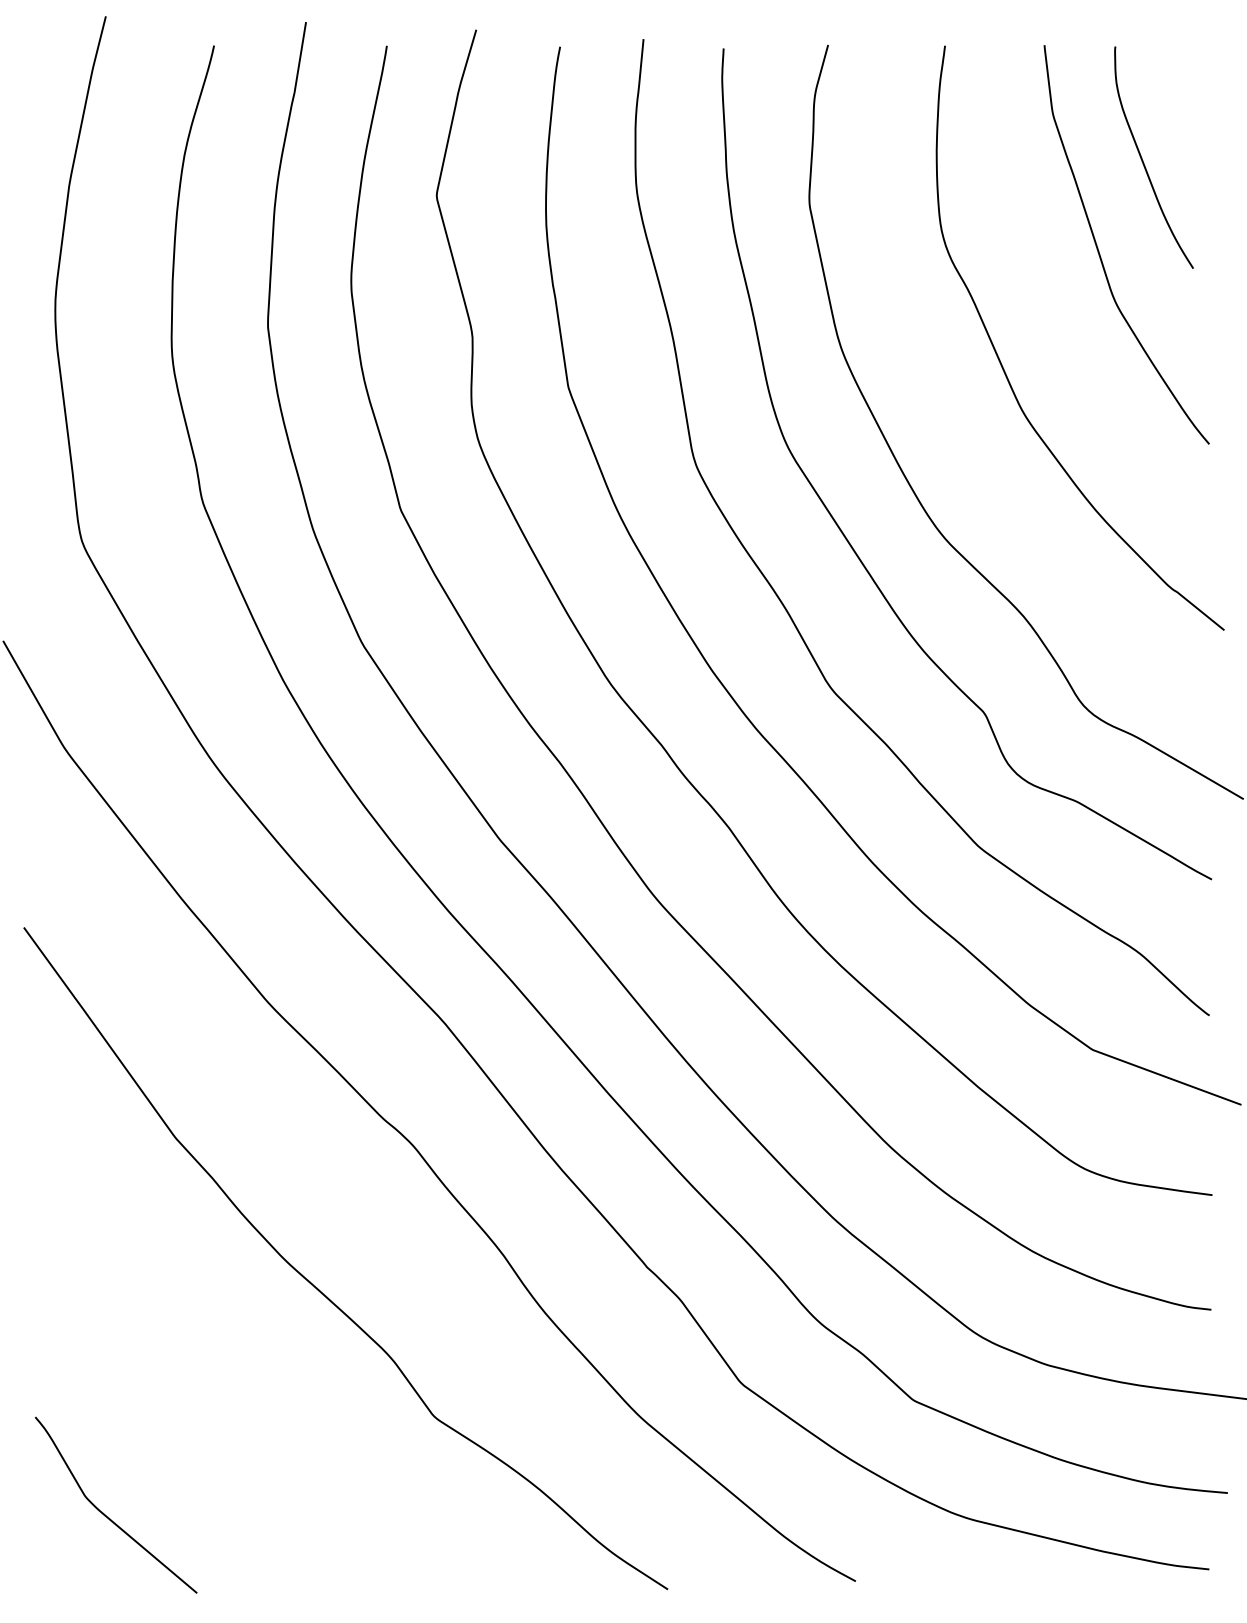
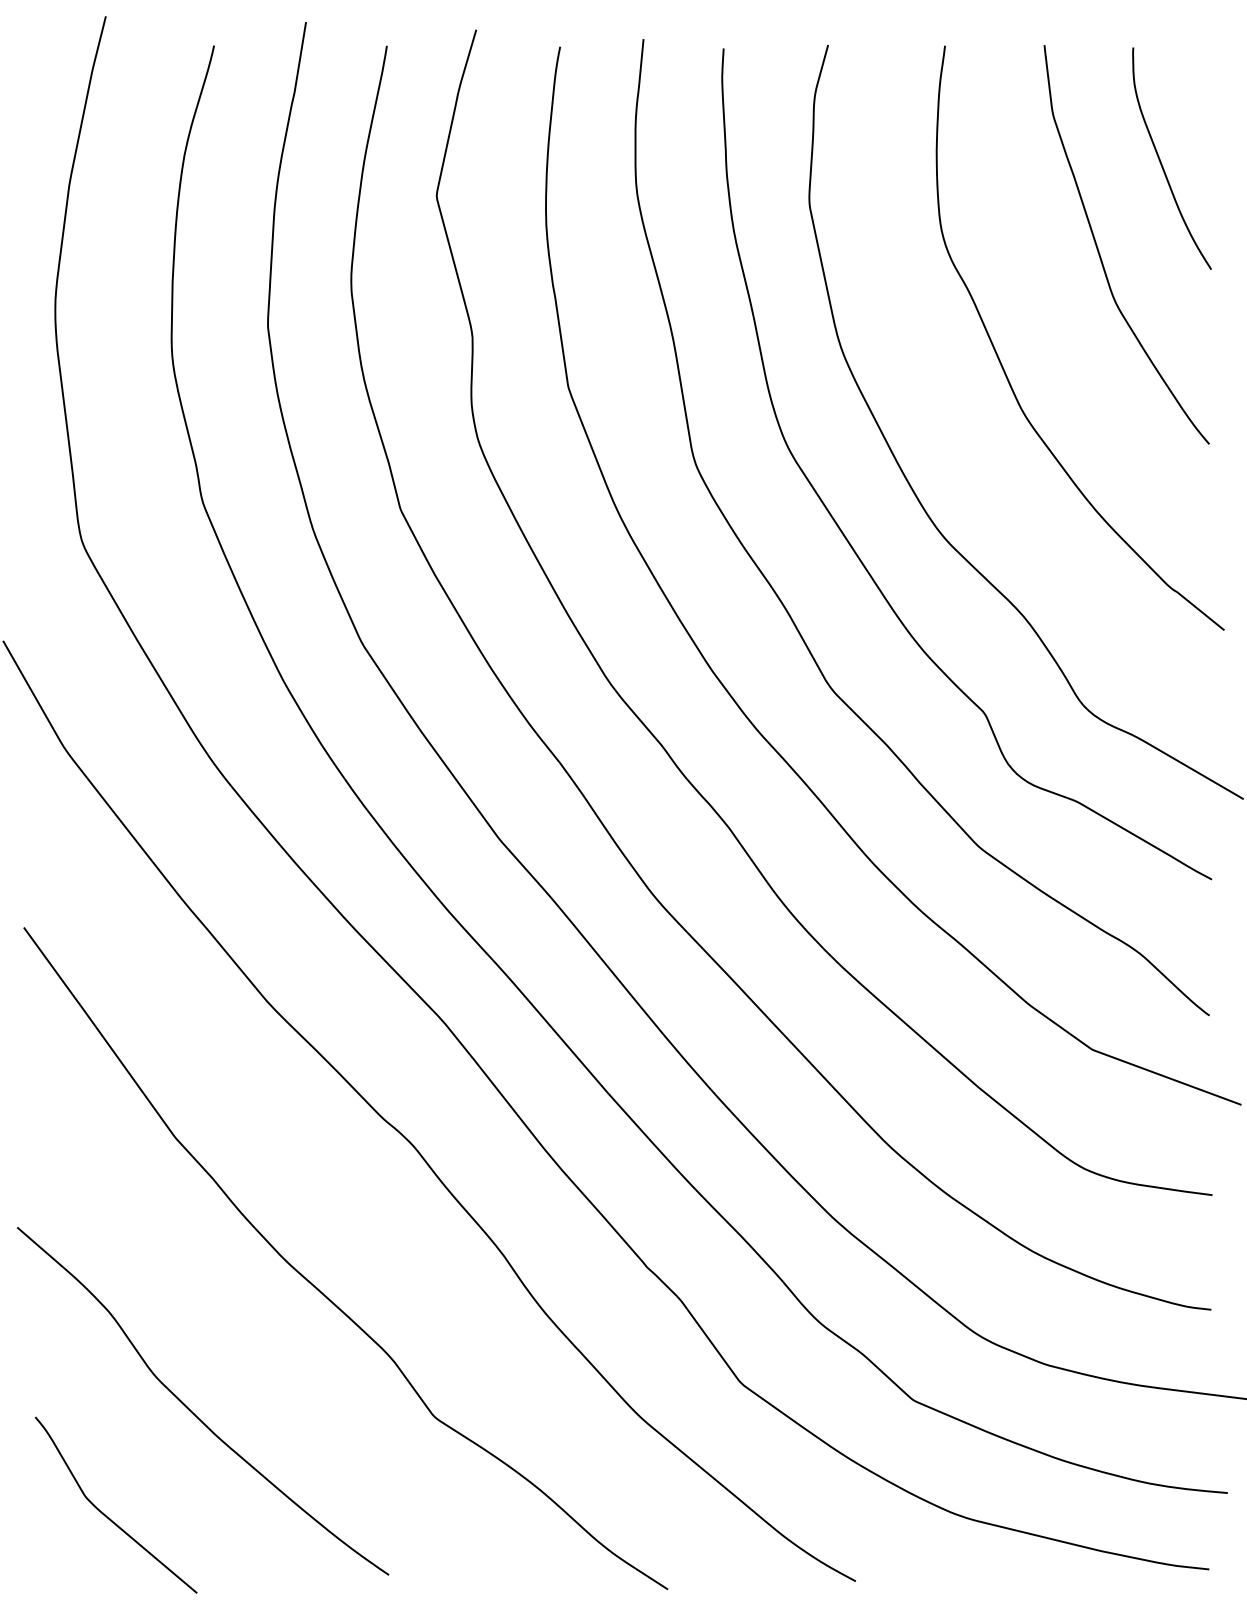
curve position: (1143, 160) -> (1161, 161) (1161, 161)
curve: none -> present (192, 1411)
